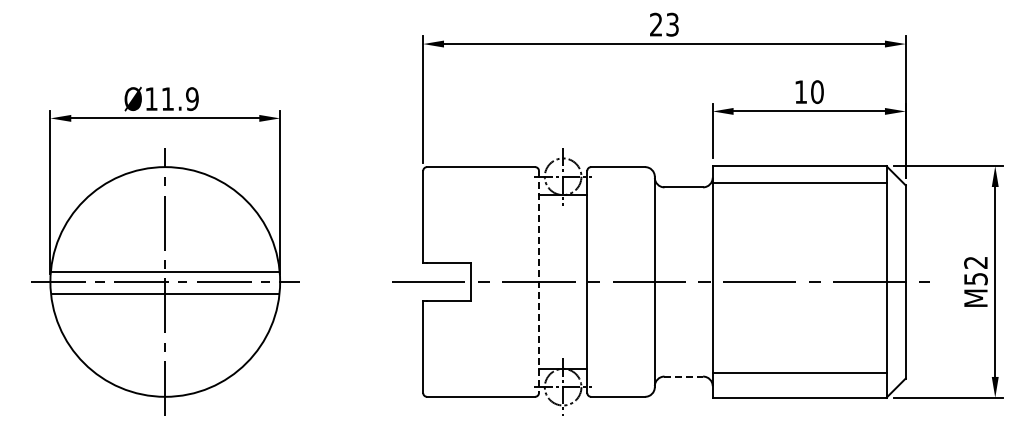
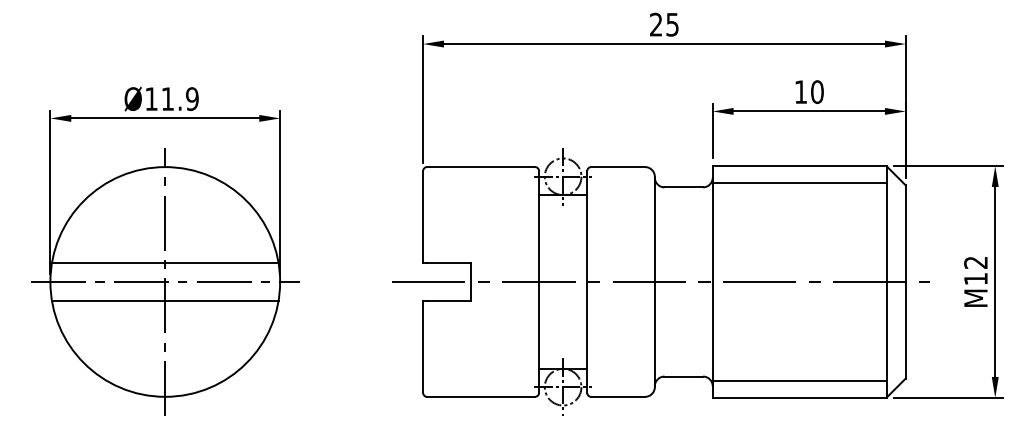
text: 23 -> 25 (672, 23)
line position: (165, 271) -> (165, 262) (165, 262)
text: M52 -> M12 (975, 279)
line: dashed -> solid (539, 282)
line position: (165, 294) -> (165, 301) (165, 301)
line position: (799, 372) -> (799, 380) (799, 380)
line: dashed -> solid (684, 376)
